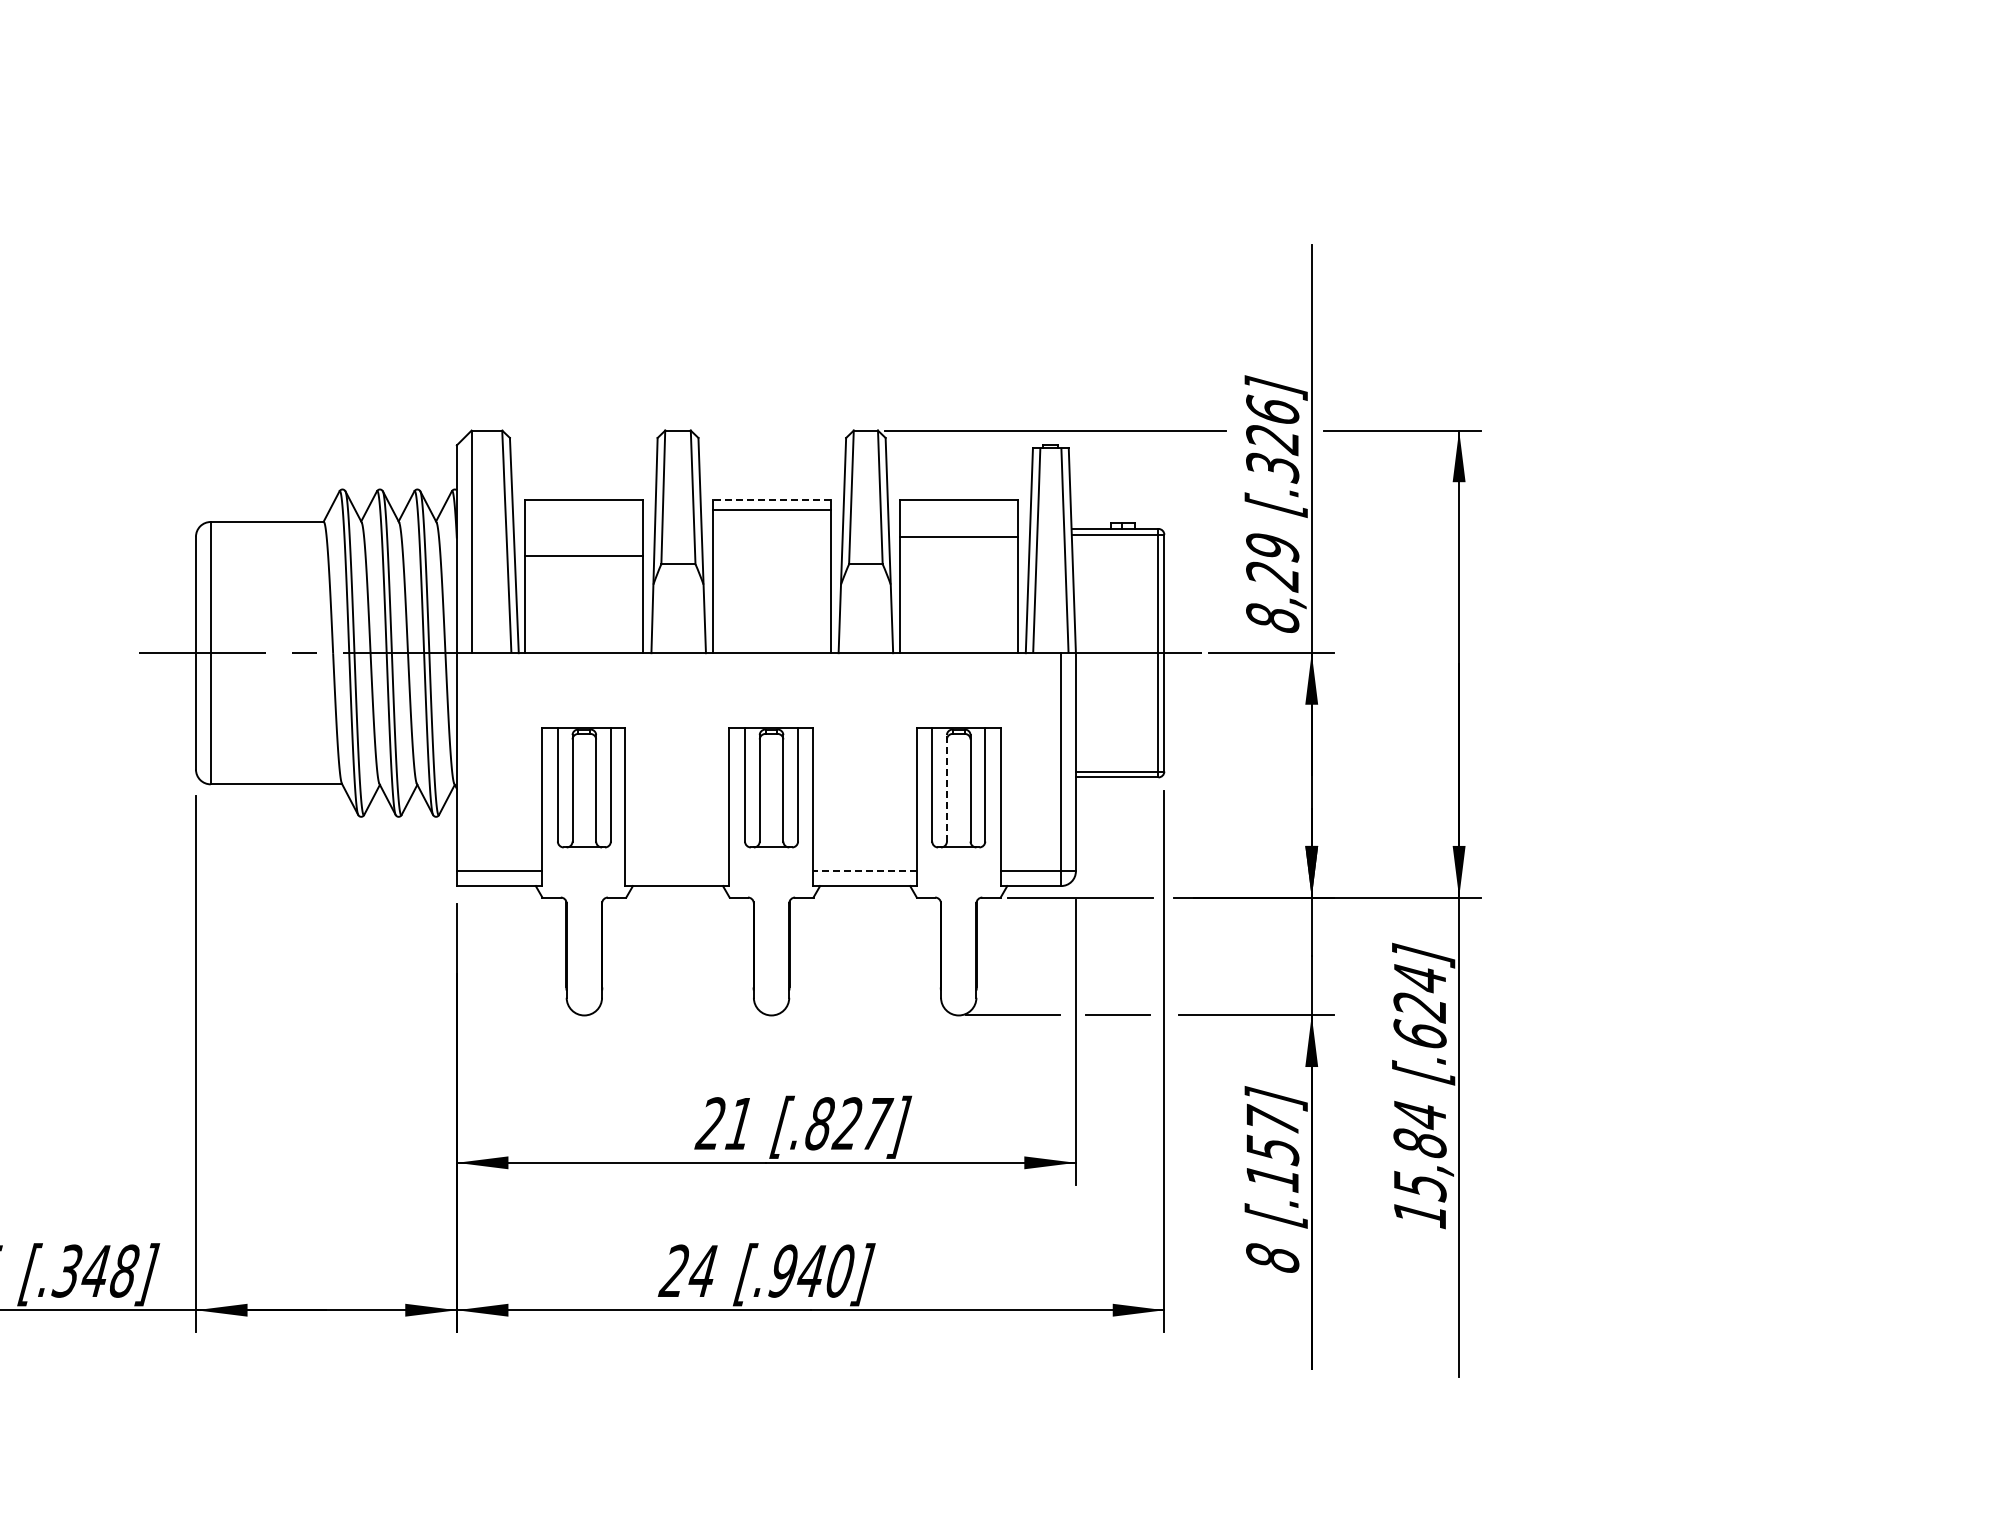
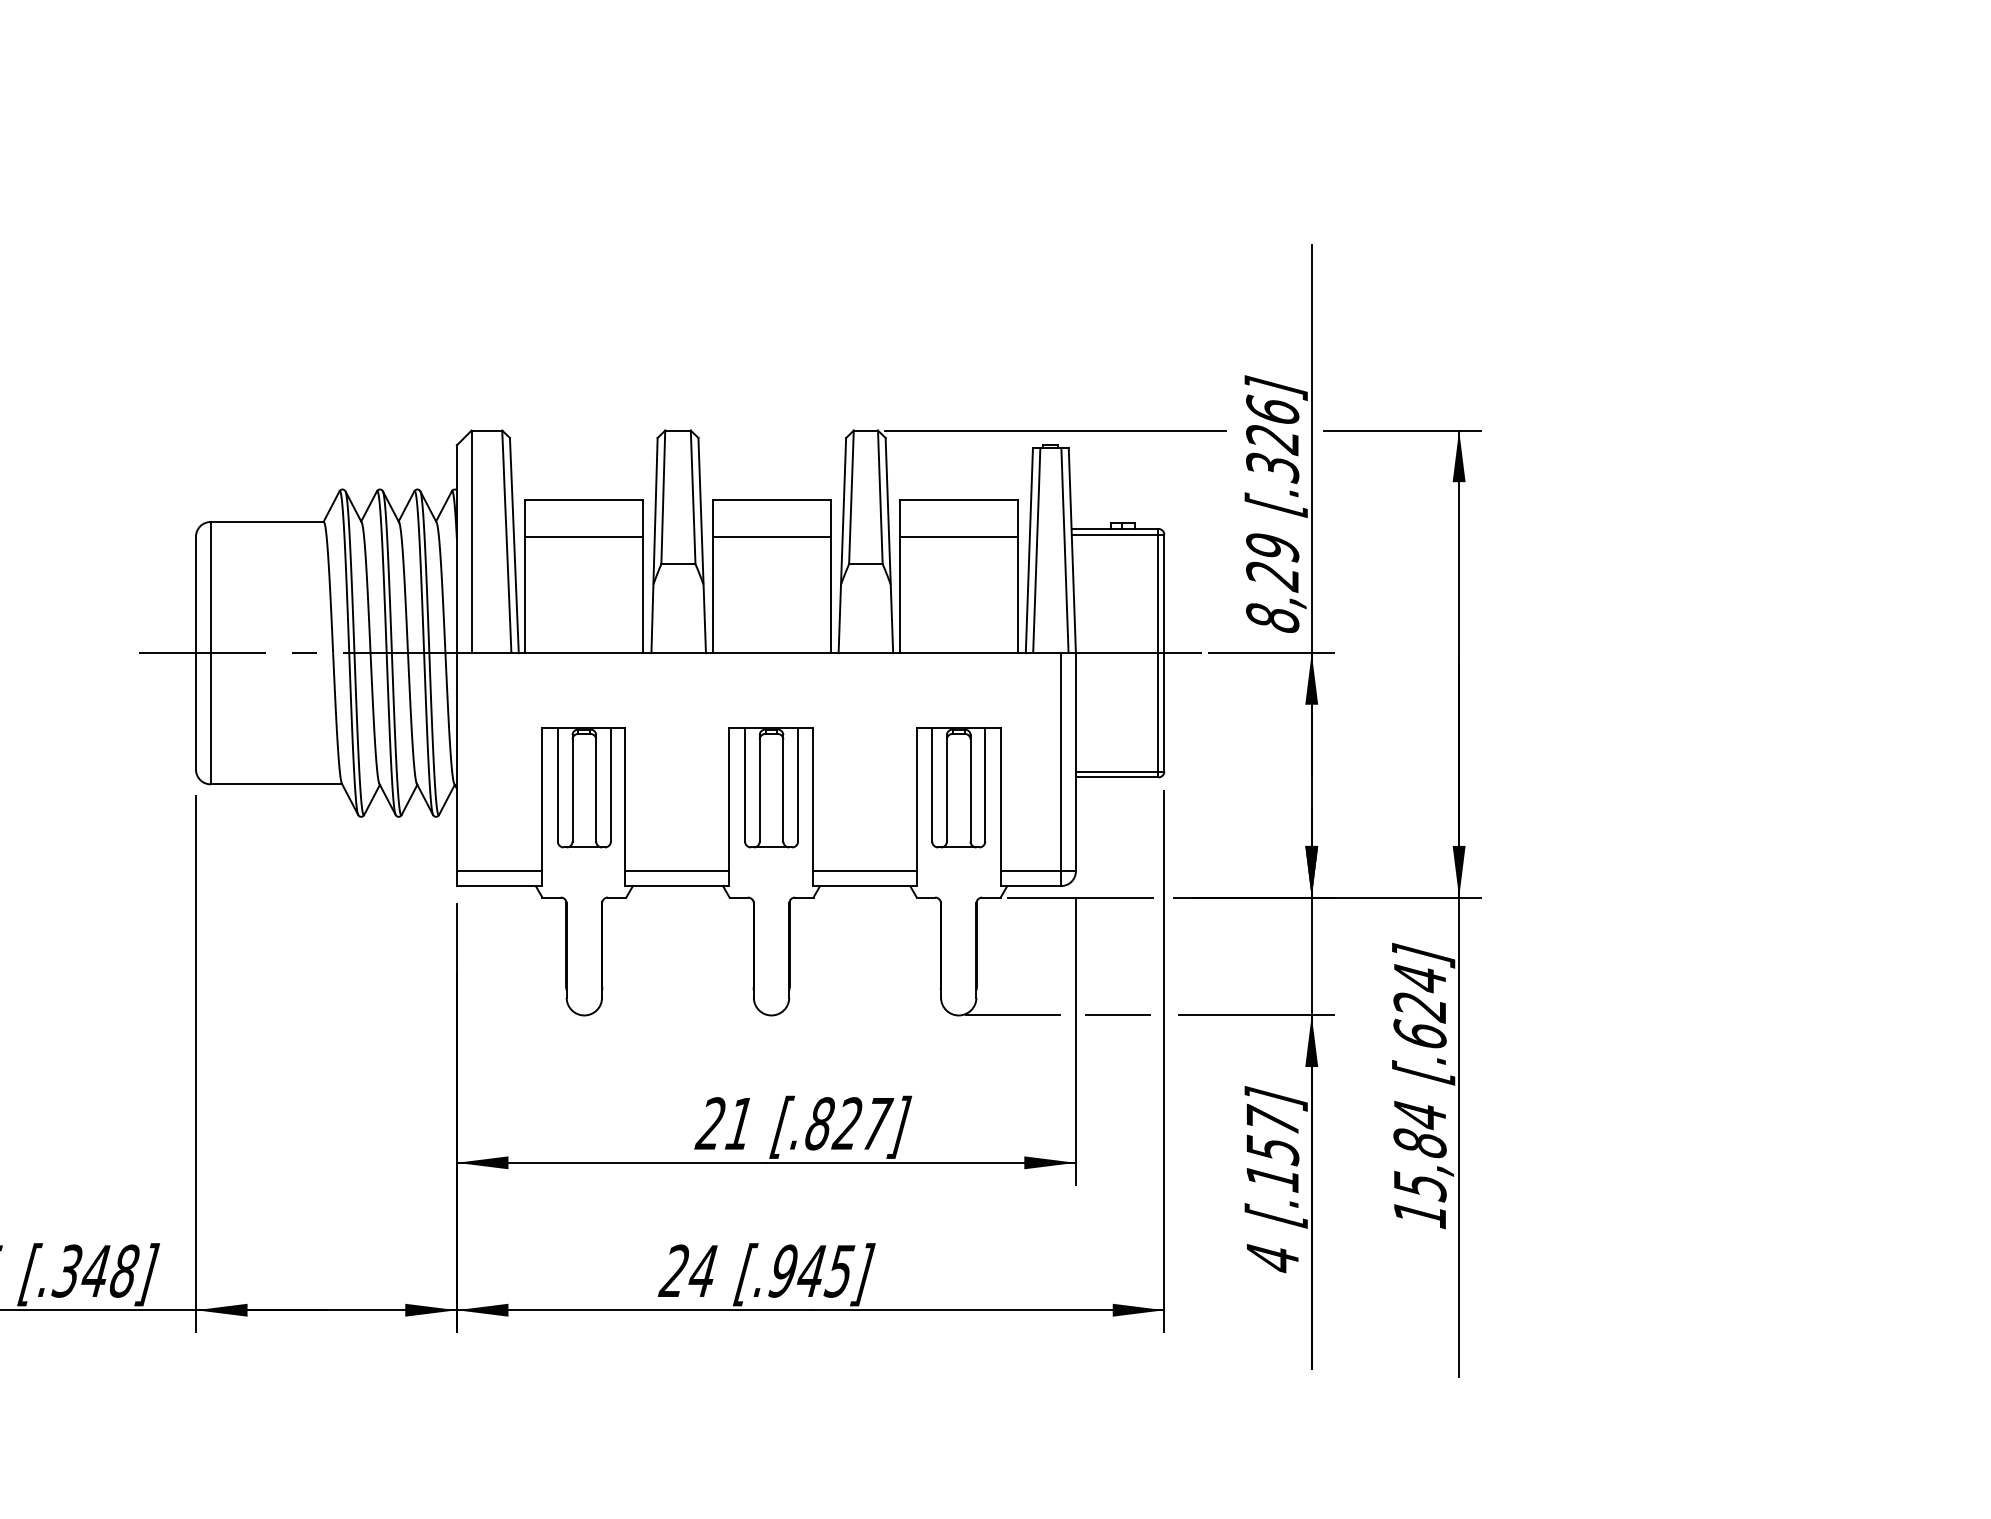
line: dashed -> solid (771, 499)
line position: (771, 510) -> (771, 537) (771, 537)
line position: (584, 556) -> (584, 537) (584, 537)
line: dashed -> solid (946, 787)
line: none -> present (676, 871)
line: dashed -> solid (864, 871)
text: 8 -> 4 (1272, 1258)
text: [.940] -> [.945] (839, 1270)
